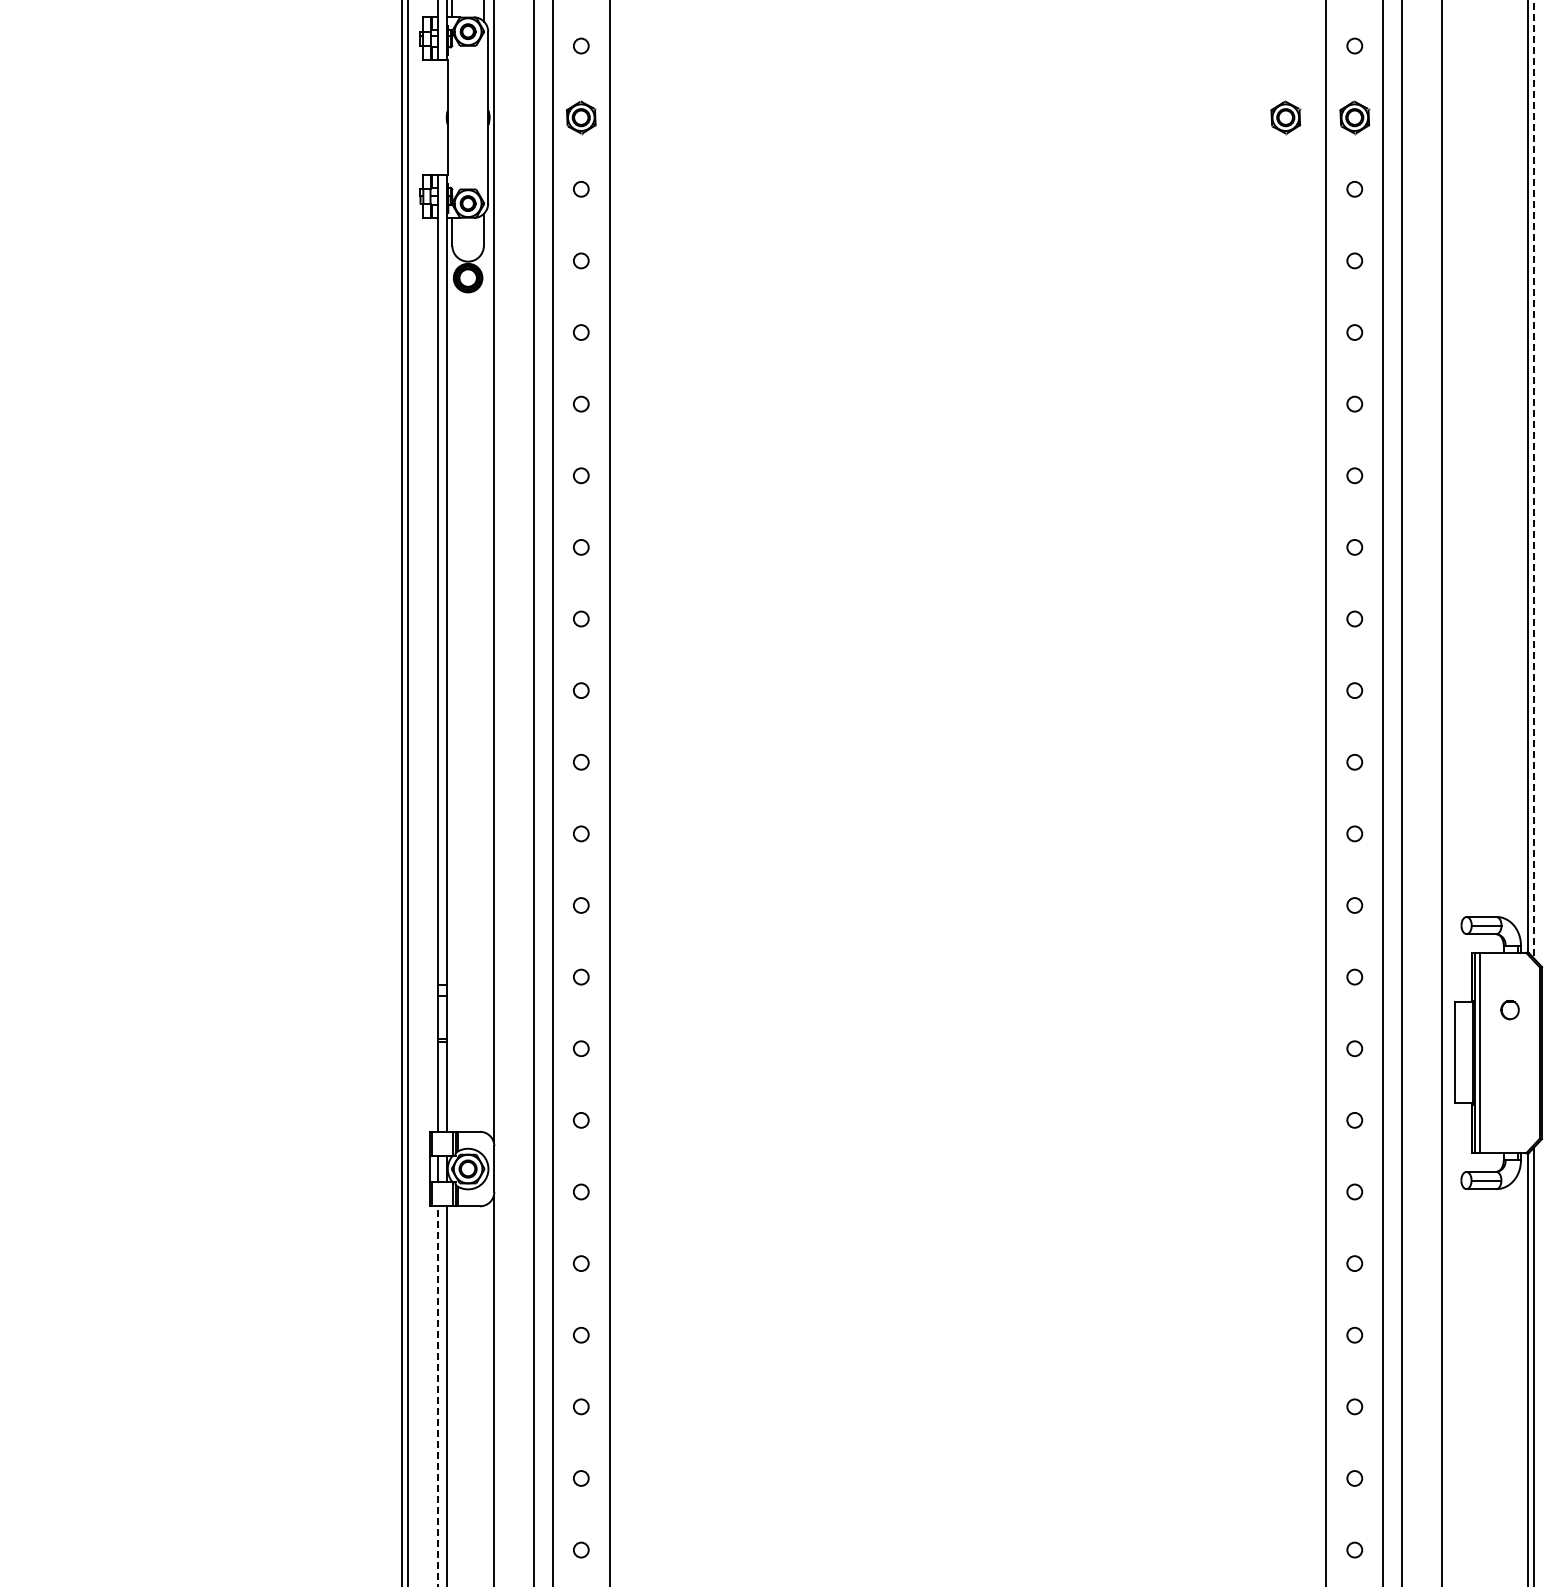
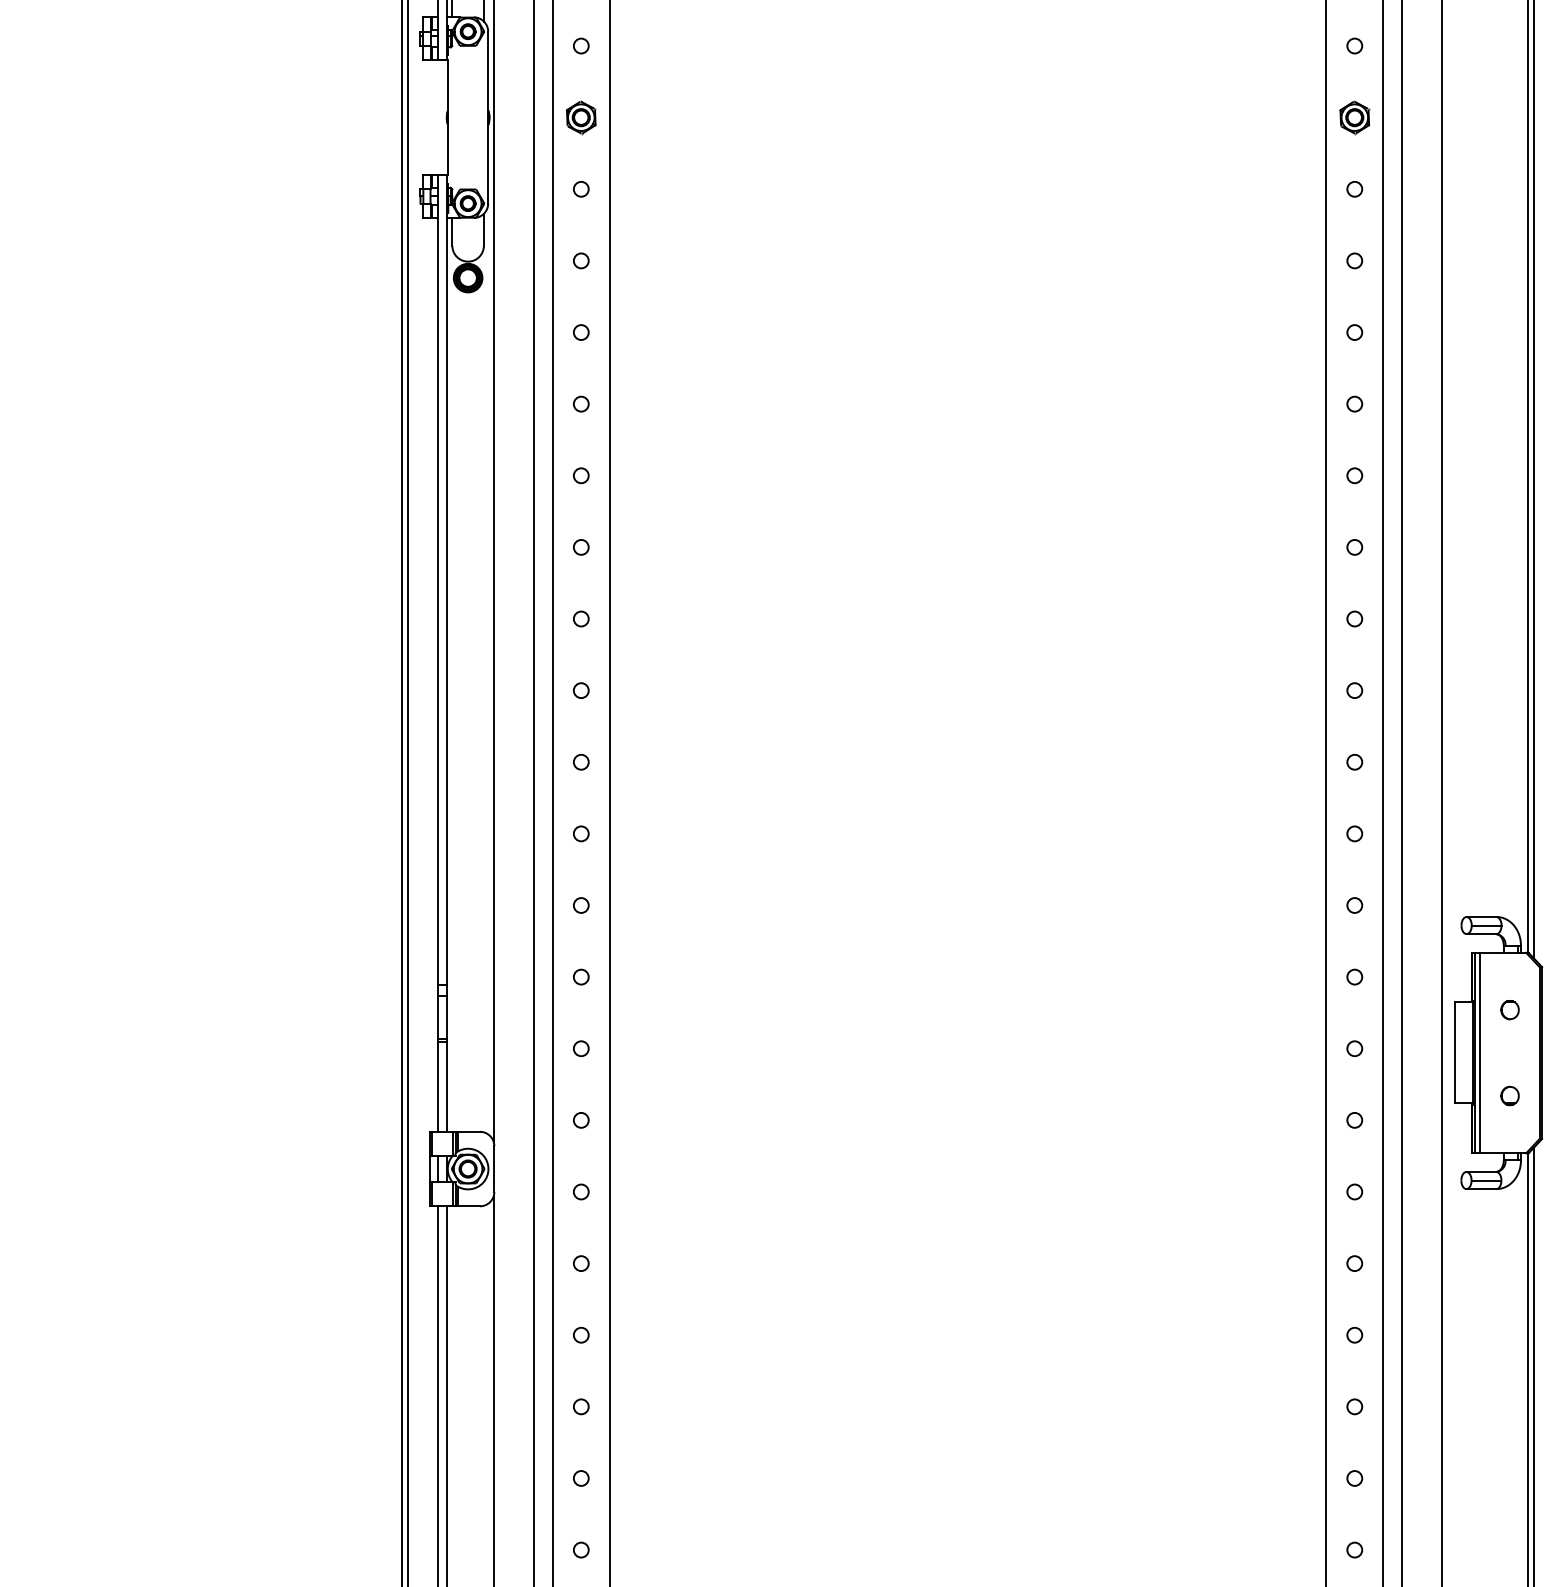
part: present -> none (1285, 117)
line: dashed -> solid (1533, 479)
part: none -> present (1509, 1095)
line: dashed -> solid (438, 1396)
